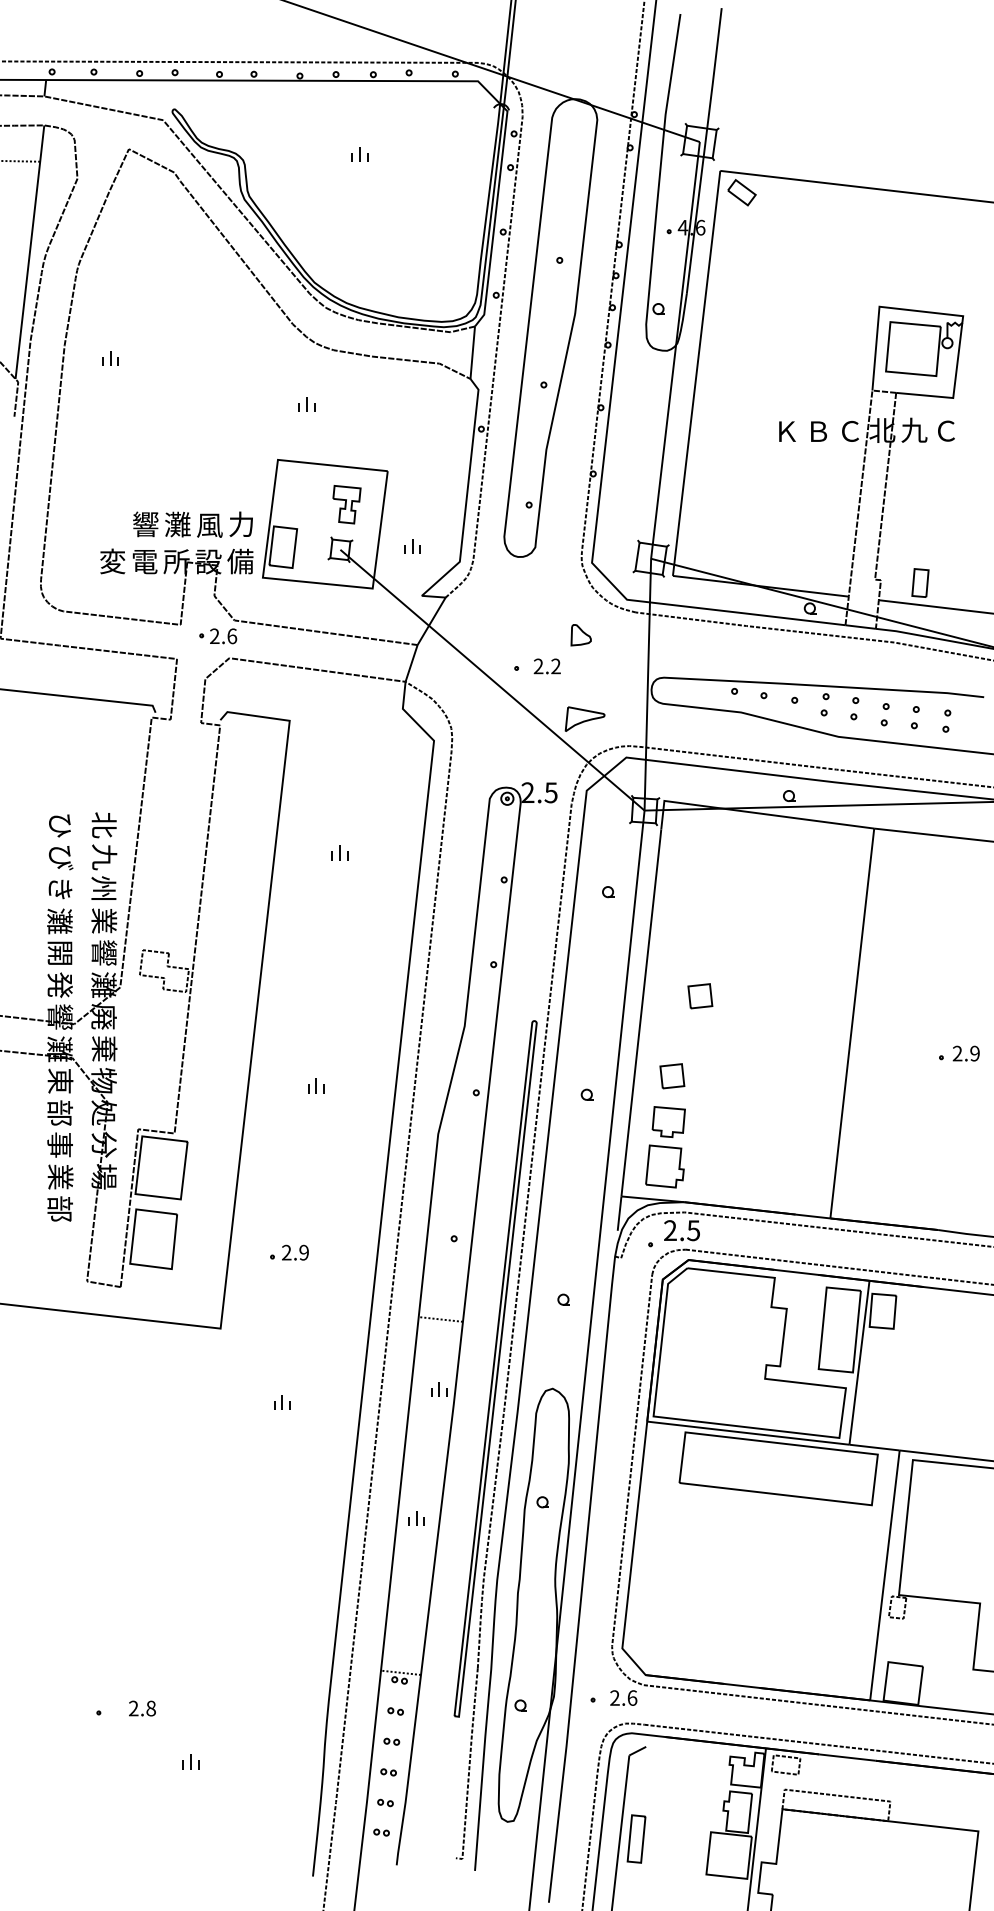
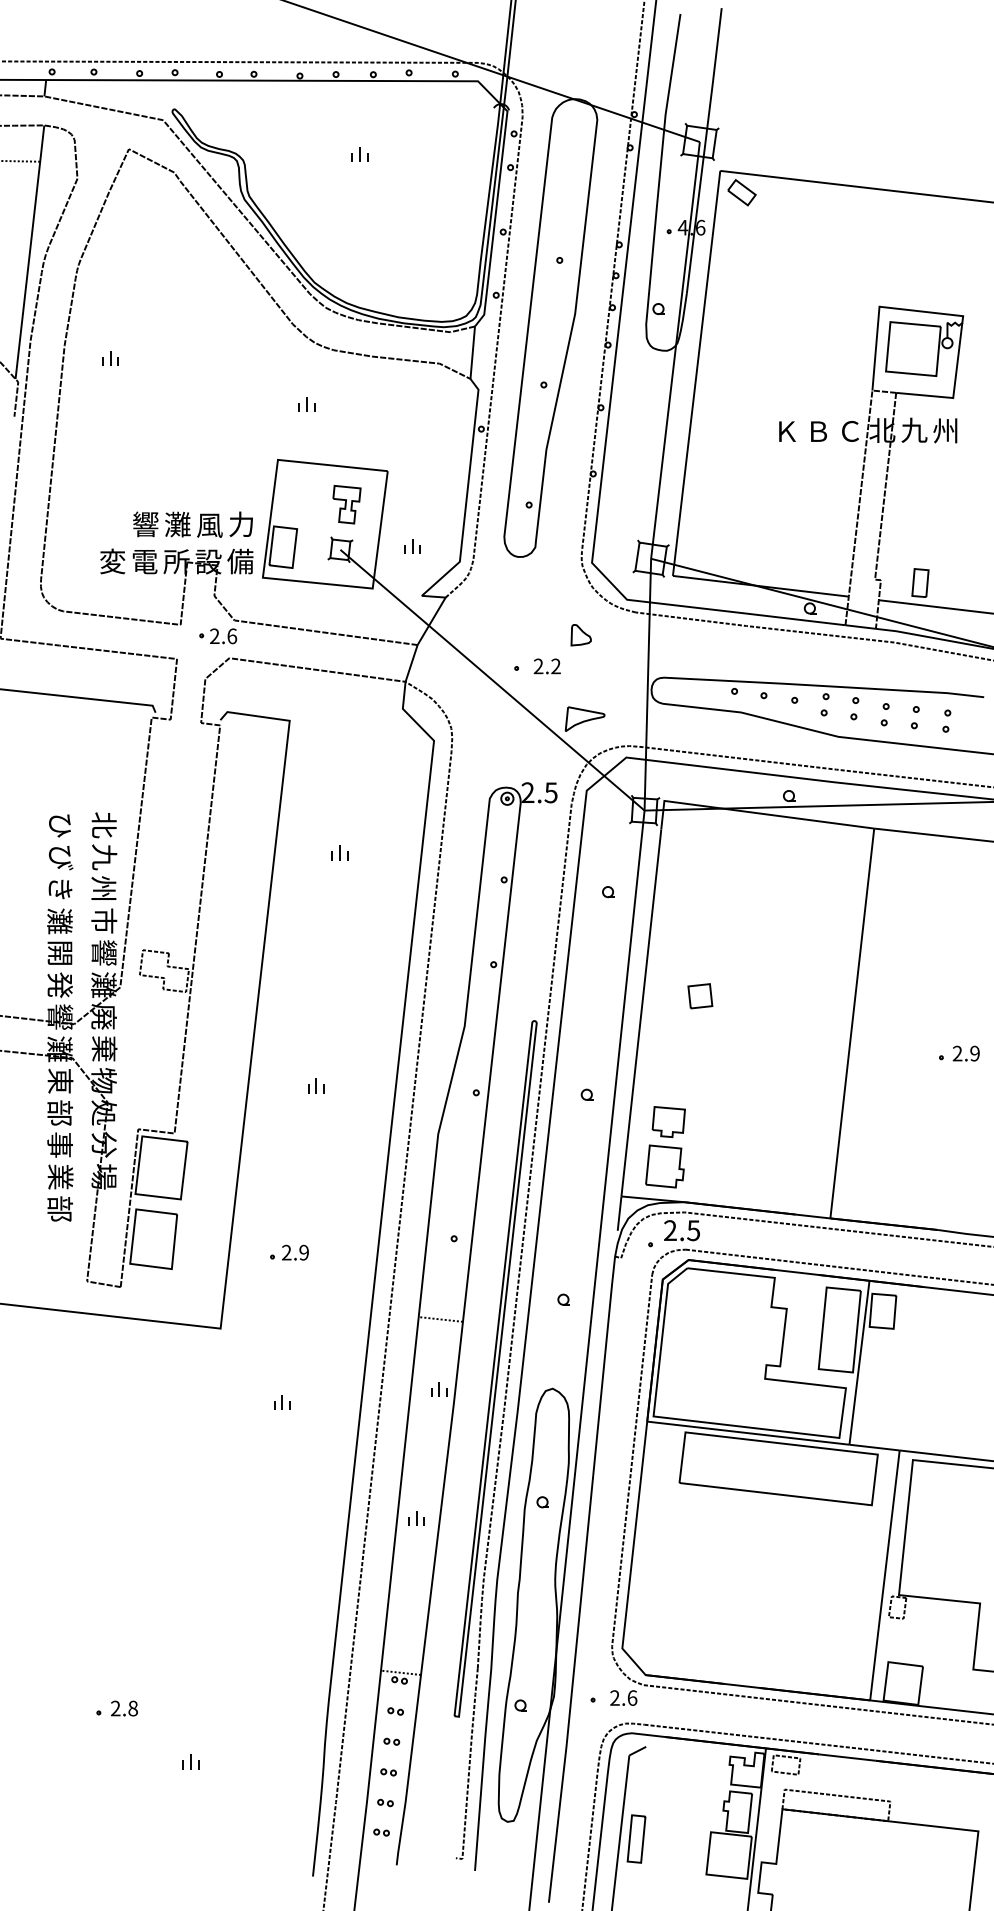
text: Ｃ -> 州 (945, 430)
text: 業 -> 市 (104, 920)
part: present -> none (672, 1076)
text position: (142, 1708) -> (124, 1708) (124, 1708)
